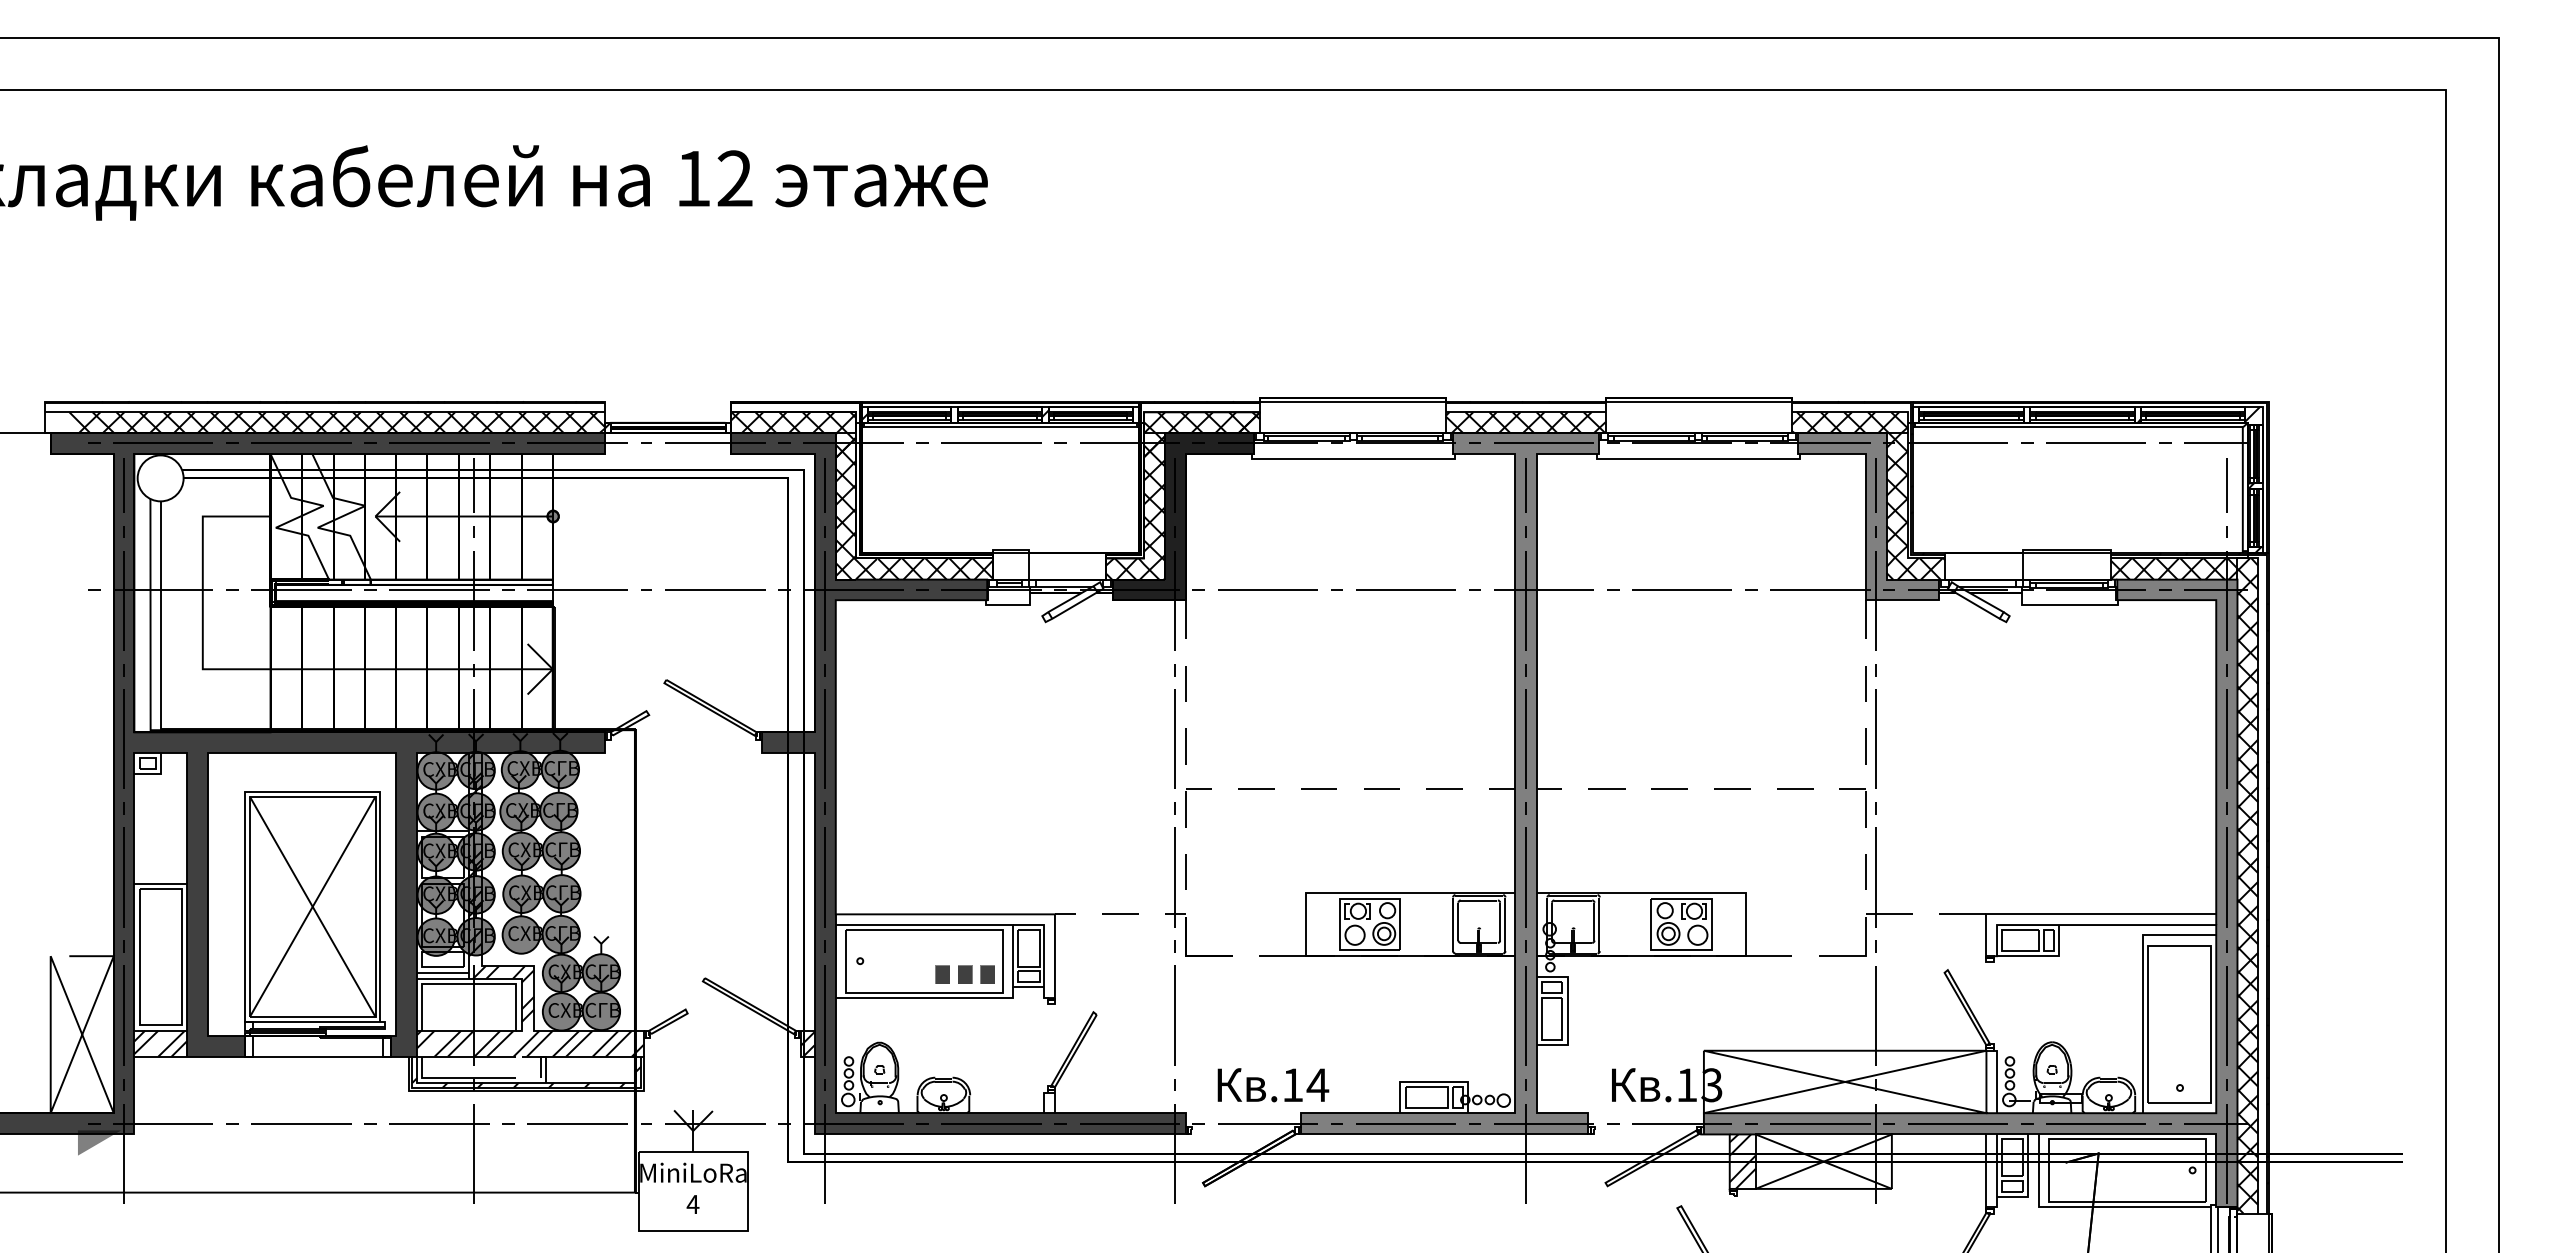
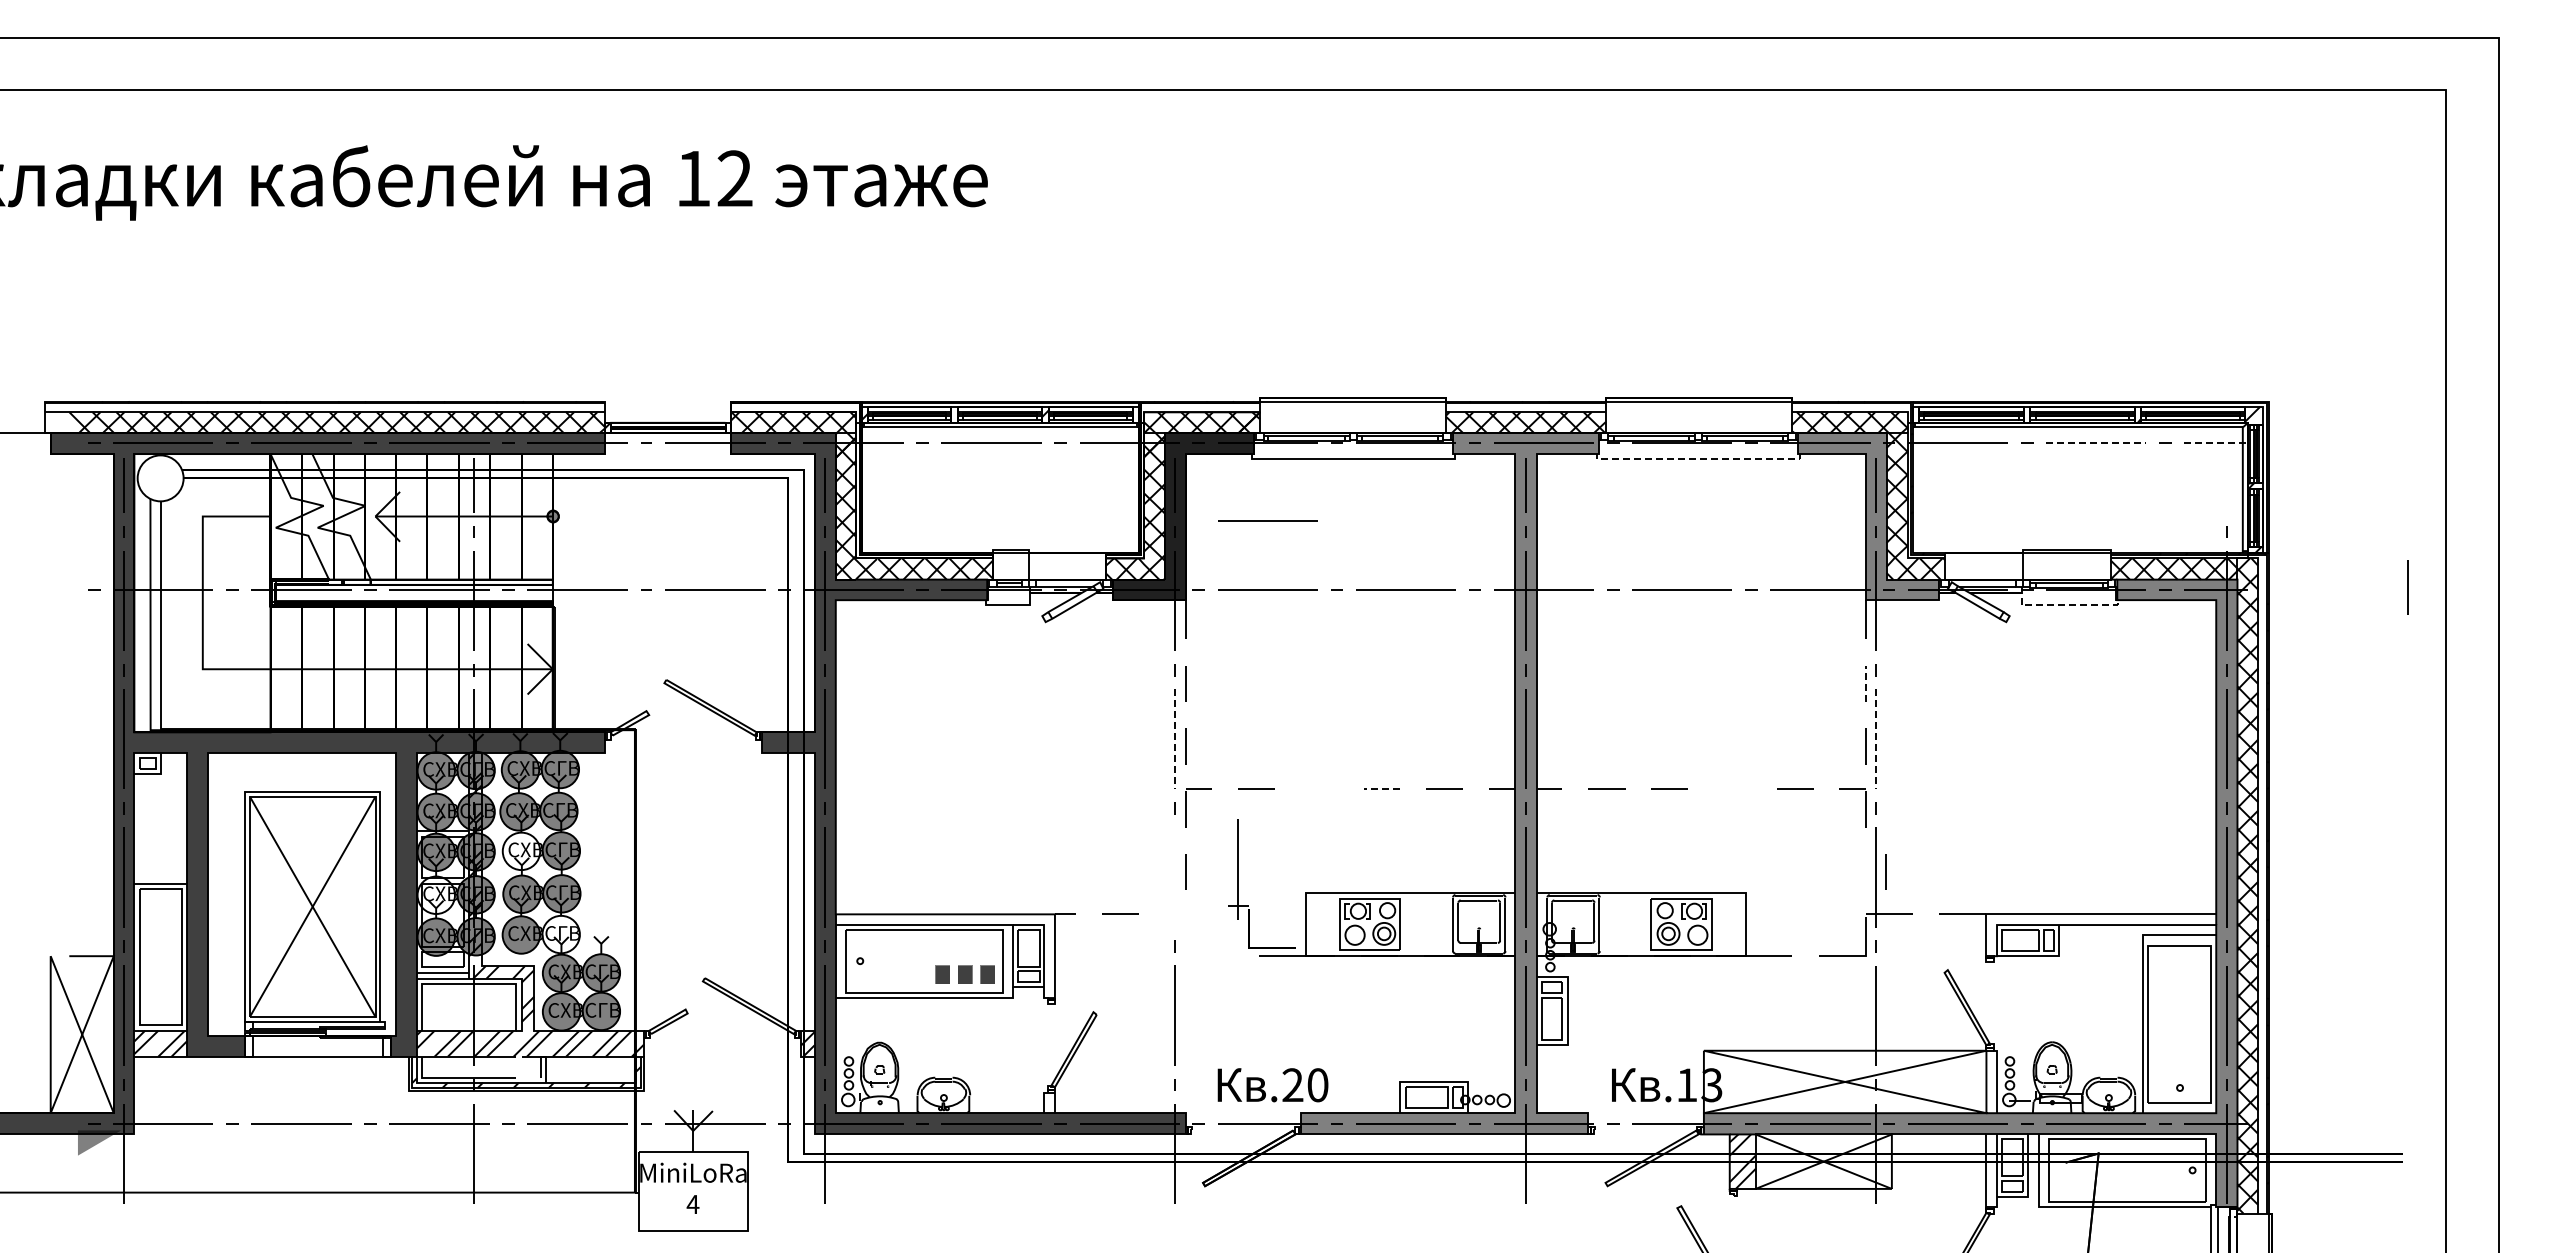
line: solid -> dashed (2096, 443)
line: solid -> dashed (2216, 443)
line: solid -> dashed (1698, 459)
line position: (2226, 485) -> (2407, 587) (2407, 587)
line: none -> present (1267, 520)
line: solid -> dashed (2063, 605)
line: solid -> dashed (1865, 683)
line: solid -> dashed (1175, 739)
line: solid -> dashed (1875, 739)
line: present -> none (1318, 788)
line: solid -> dashed (1381, 788)
line: present -> none (1732, 788)
fill: present -> none (521, 851)
line position: (1865, 871) -> (1885, 871) (1885, 871)
part position: (1175, 891) -> (1238, 883) (1238, 883)
fill: present -> none (435, 895)
fill: present -> none (560, 934)
text: .14 -> .20 (1305, 1085)
